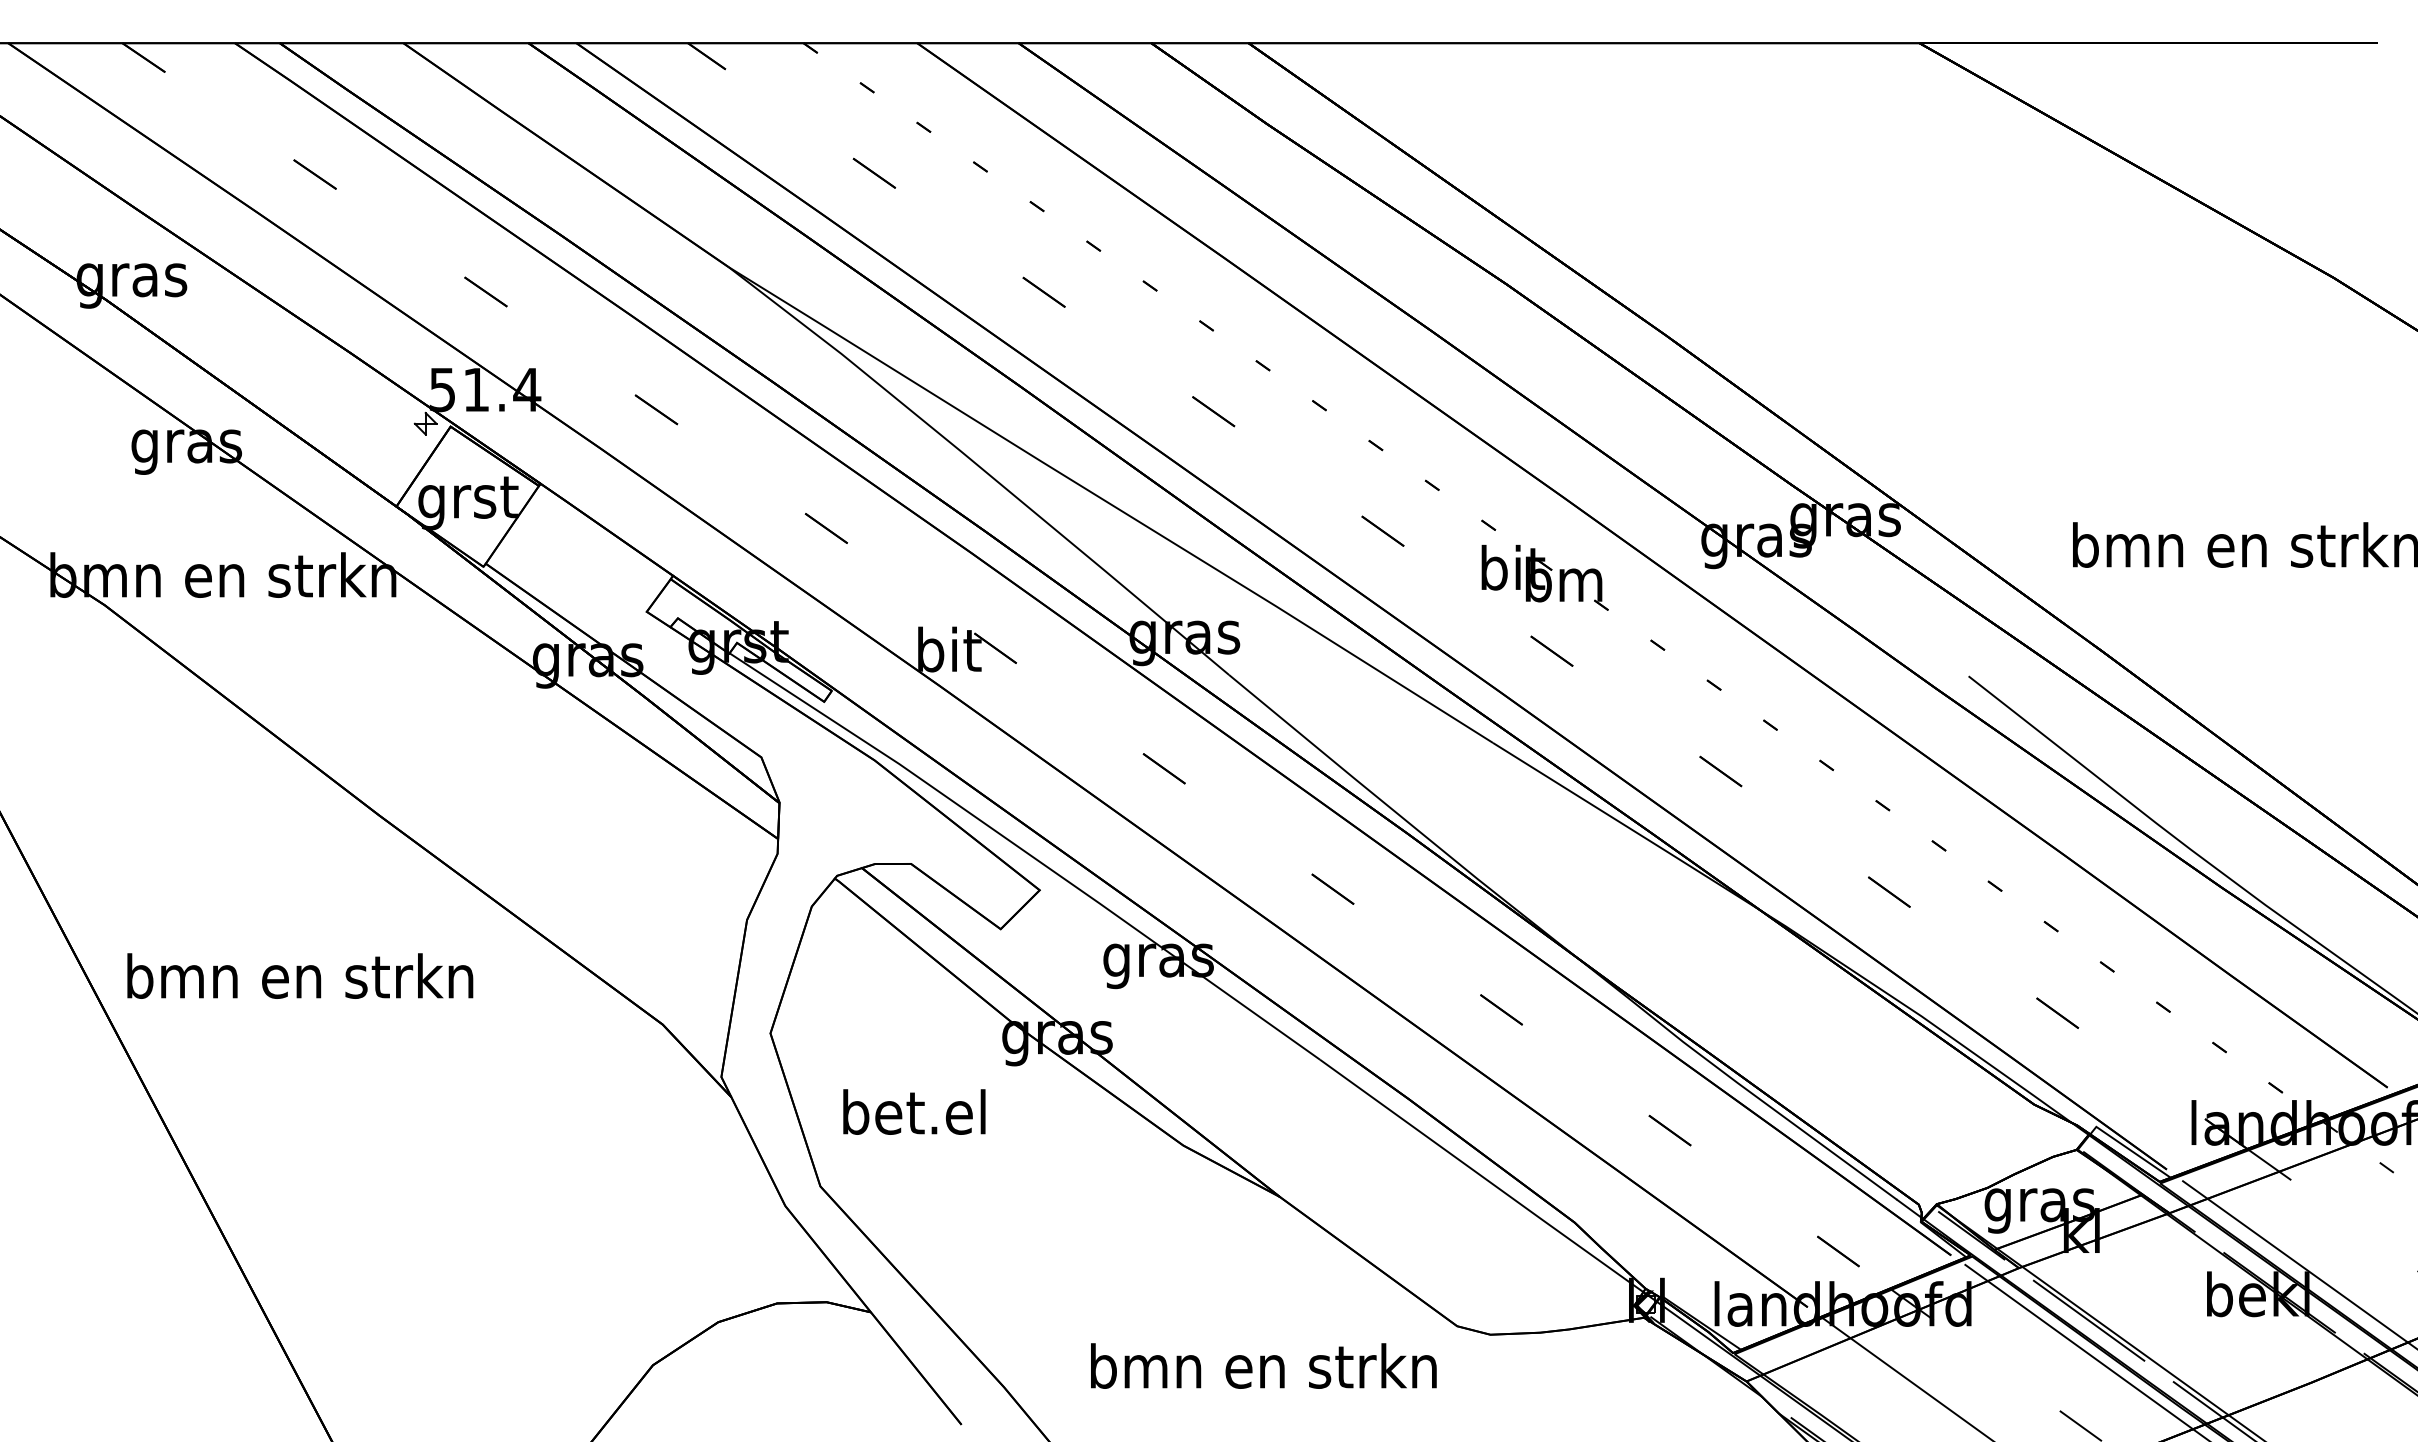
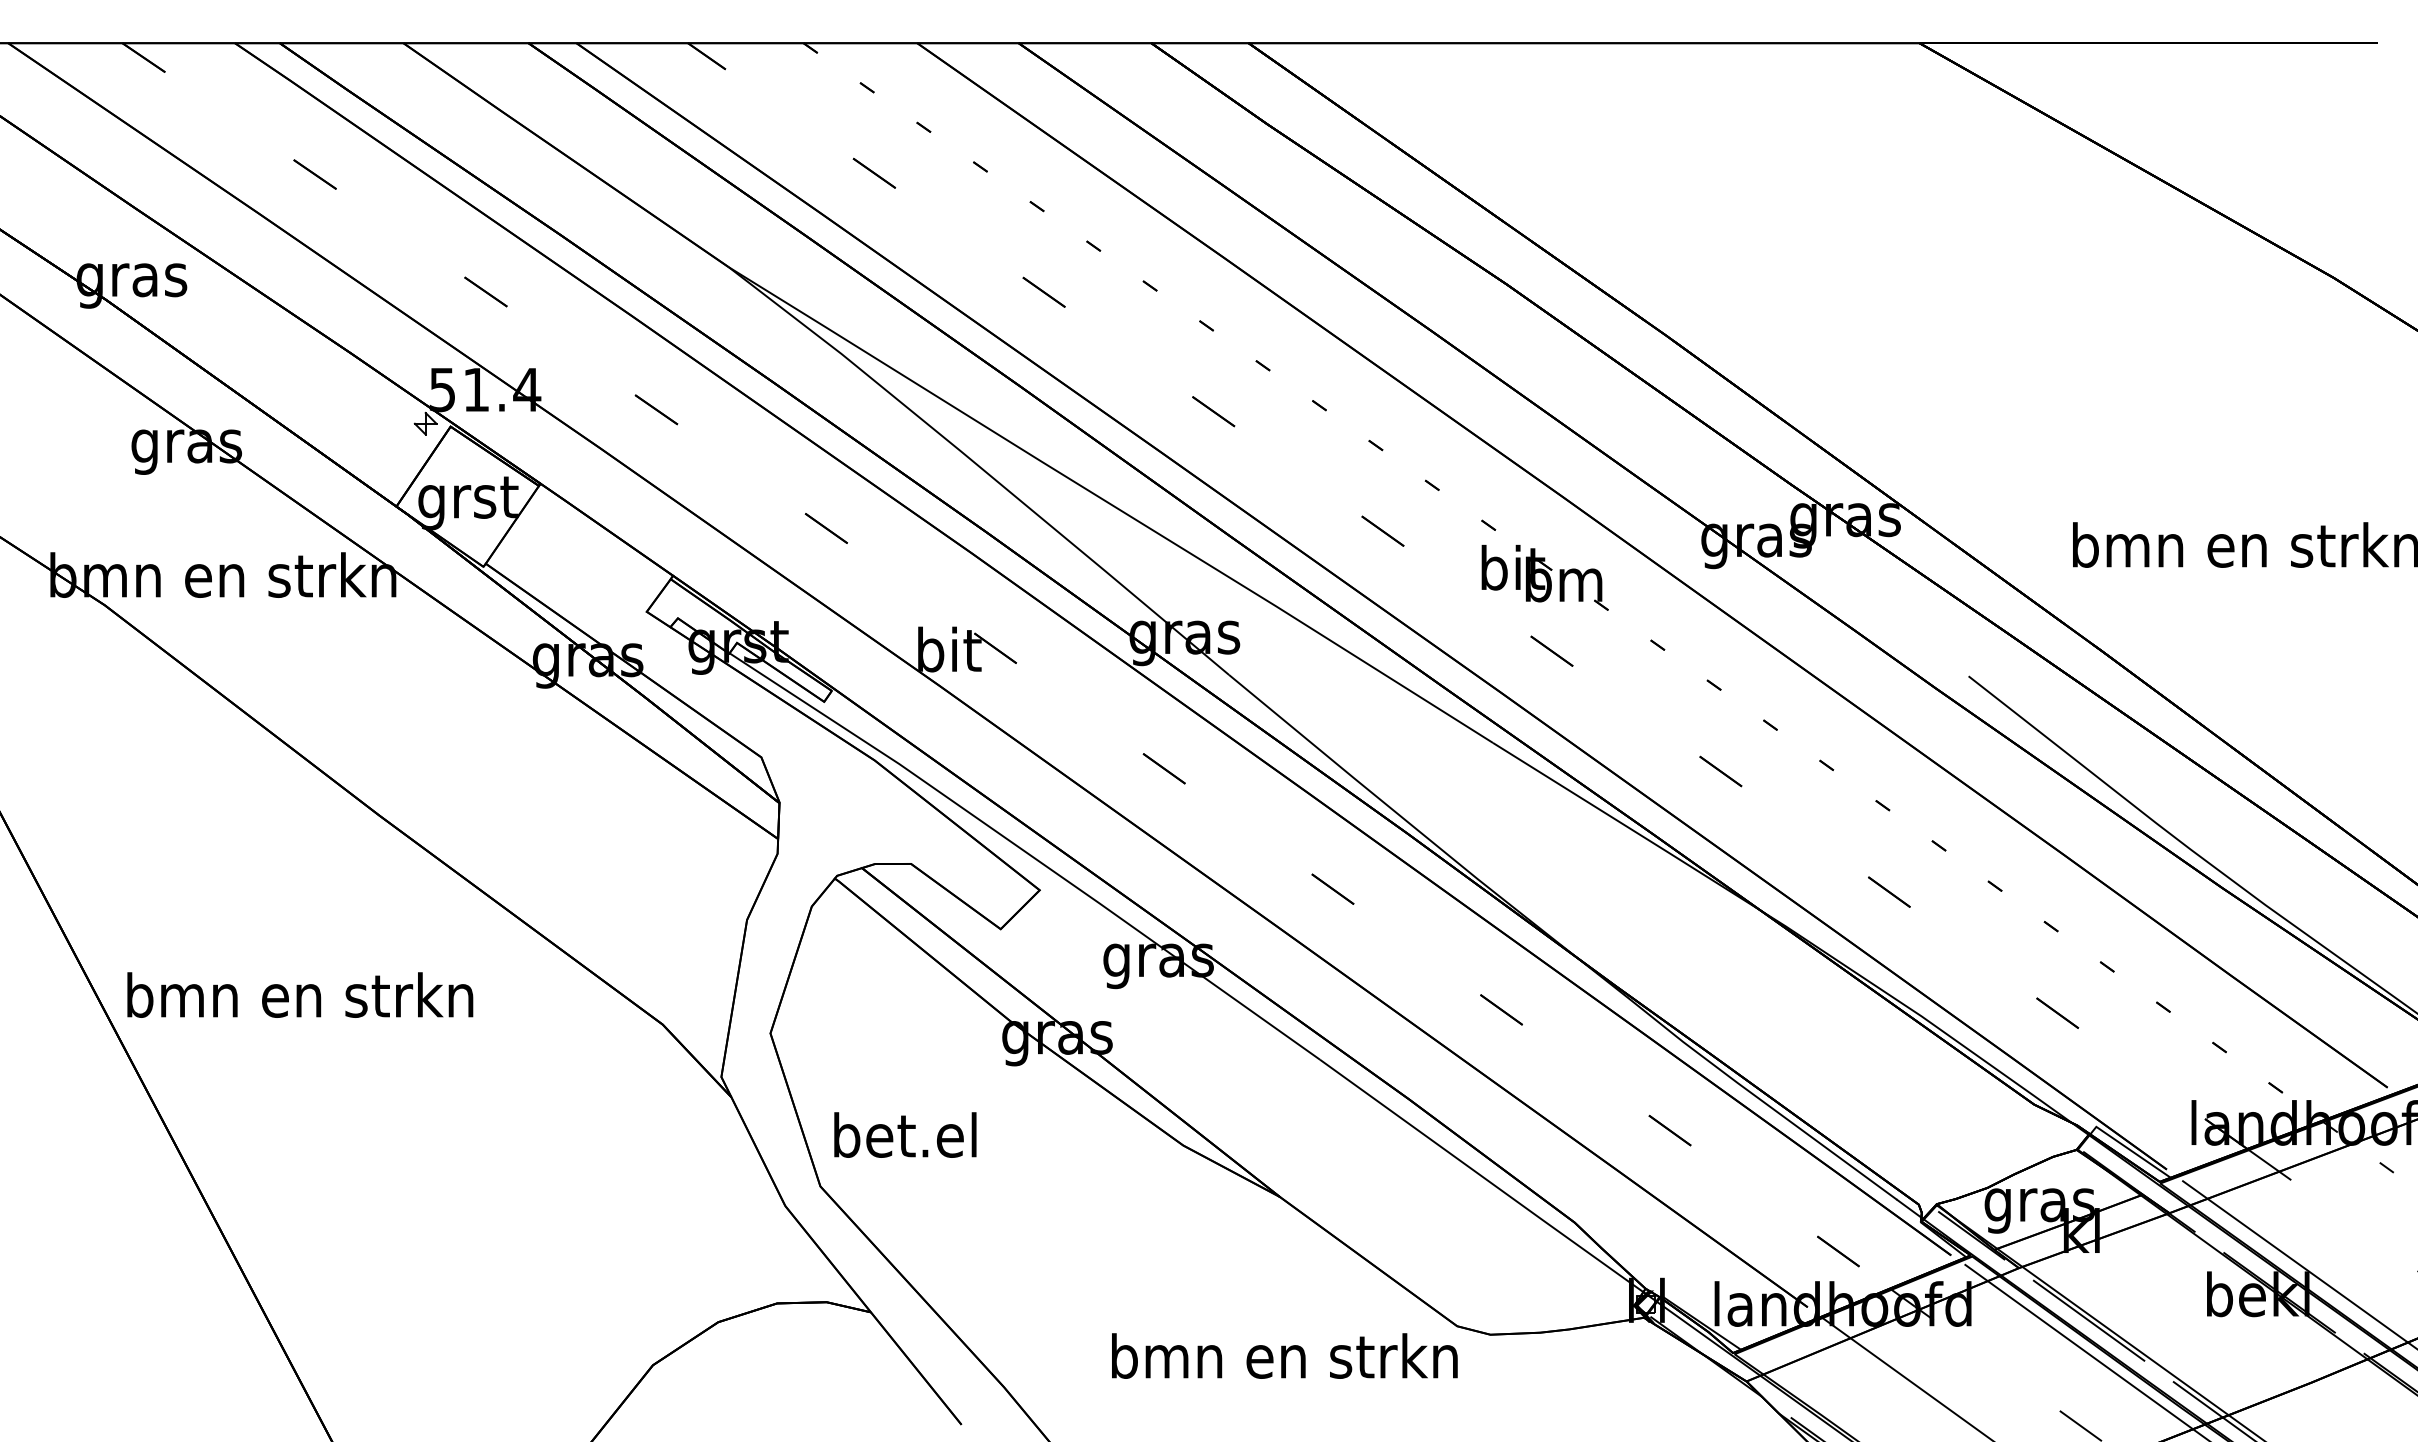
text position: (300, 975) -> (300, 994) (300, 994)
text position: (914, 1111) -> (905, 1134) (905, 1134)
text position: (1263, 1365) -> (1284, 1355) (1284, 1355)
